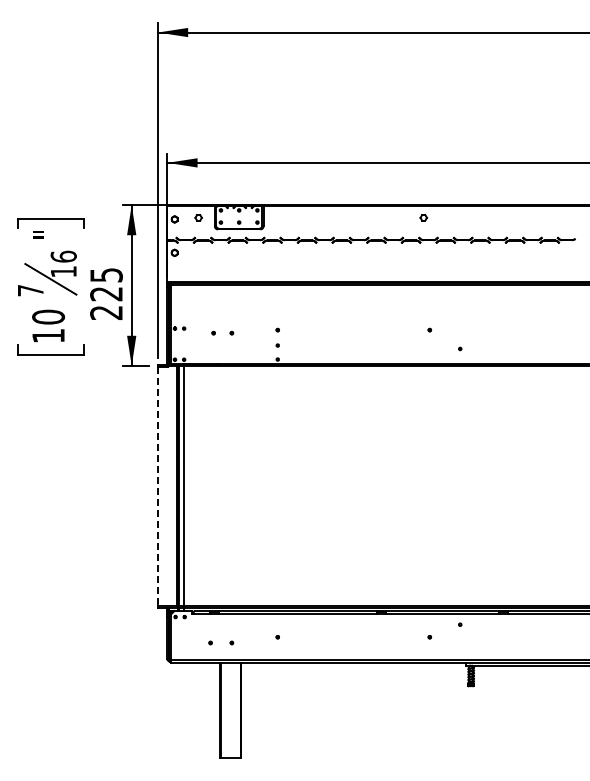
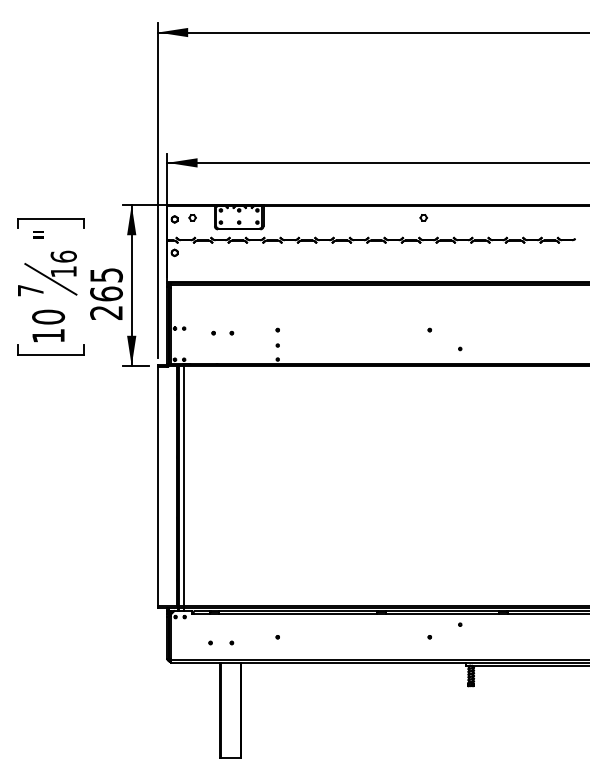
part position: (198, 217) -> (192, 217) (192, 217)
text: 225 -> 265 (106, 293)
line: dashed -> solid (158, 486)
